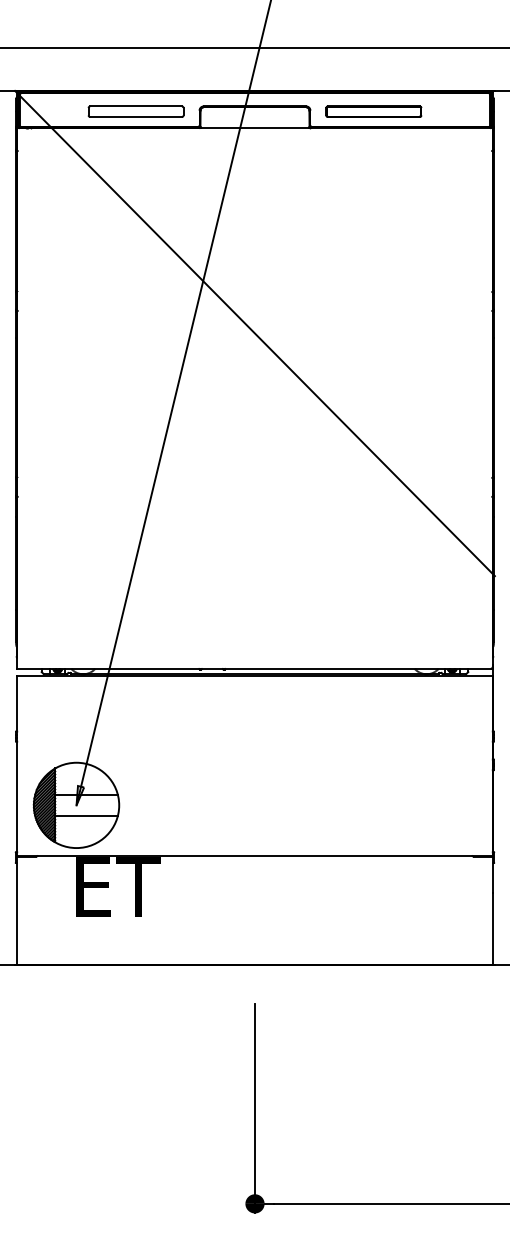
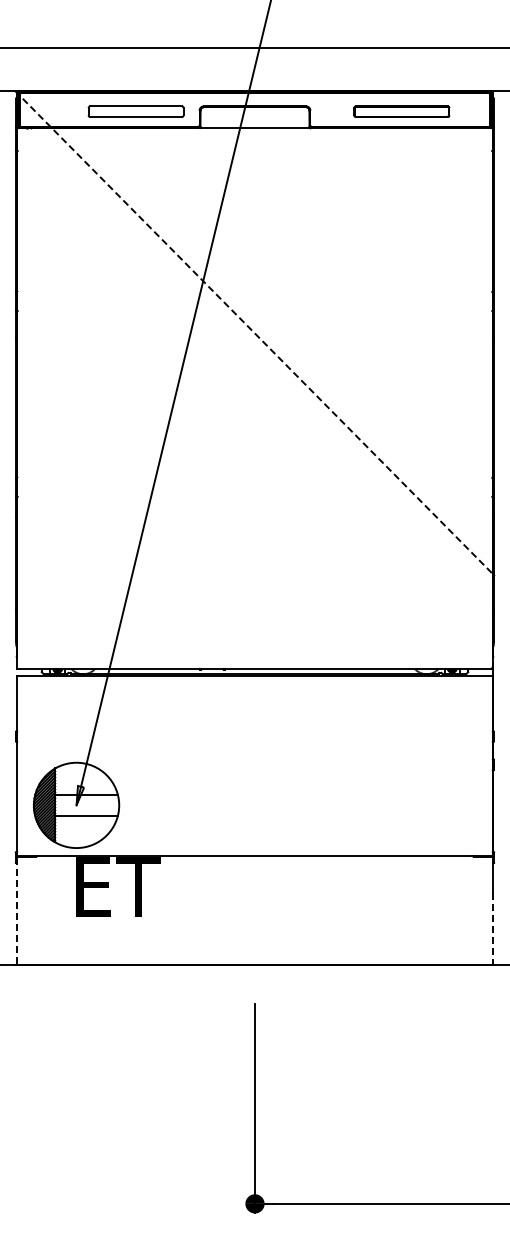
part position: (373, 111) -> (401, 111) (401, 111)
line: solid -> dashed (255, 333)
line: solid -> dashed (16, 911)
line: solid -> dashed (493, 929)
